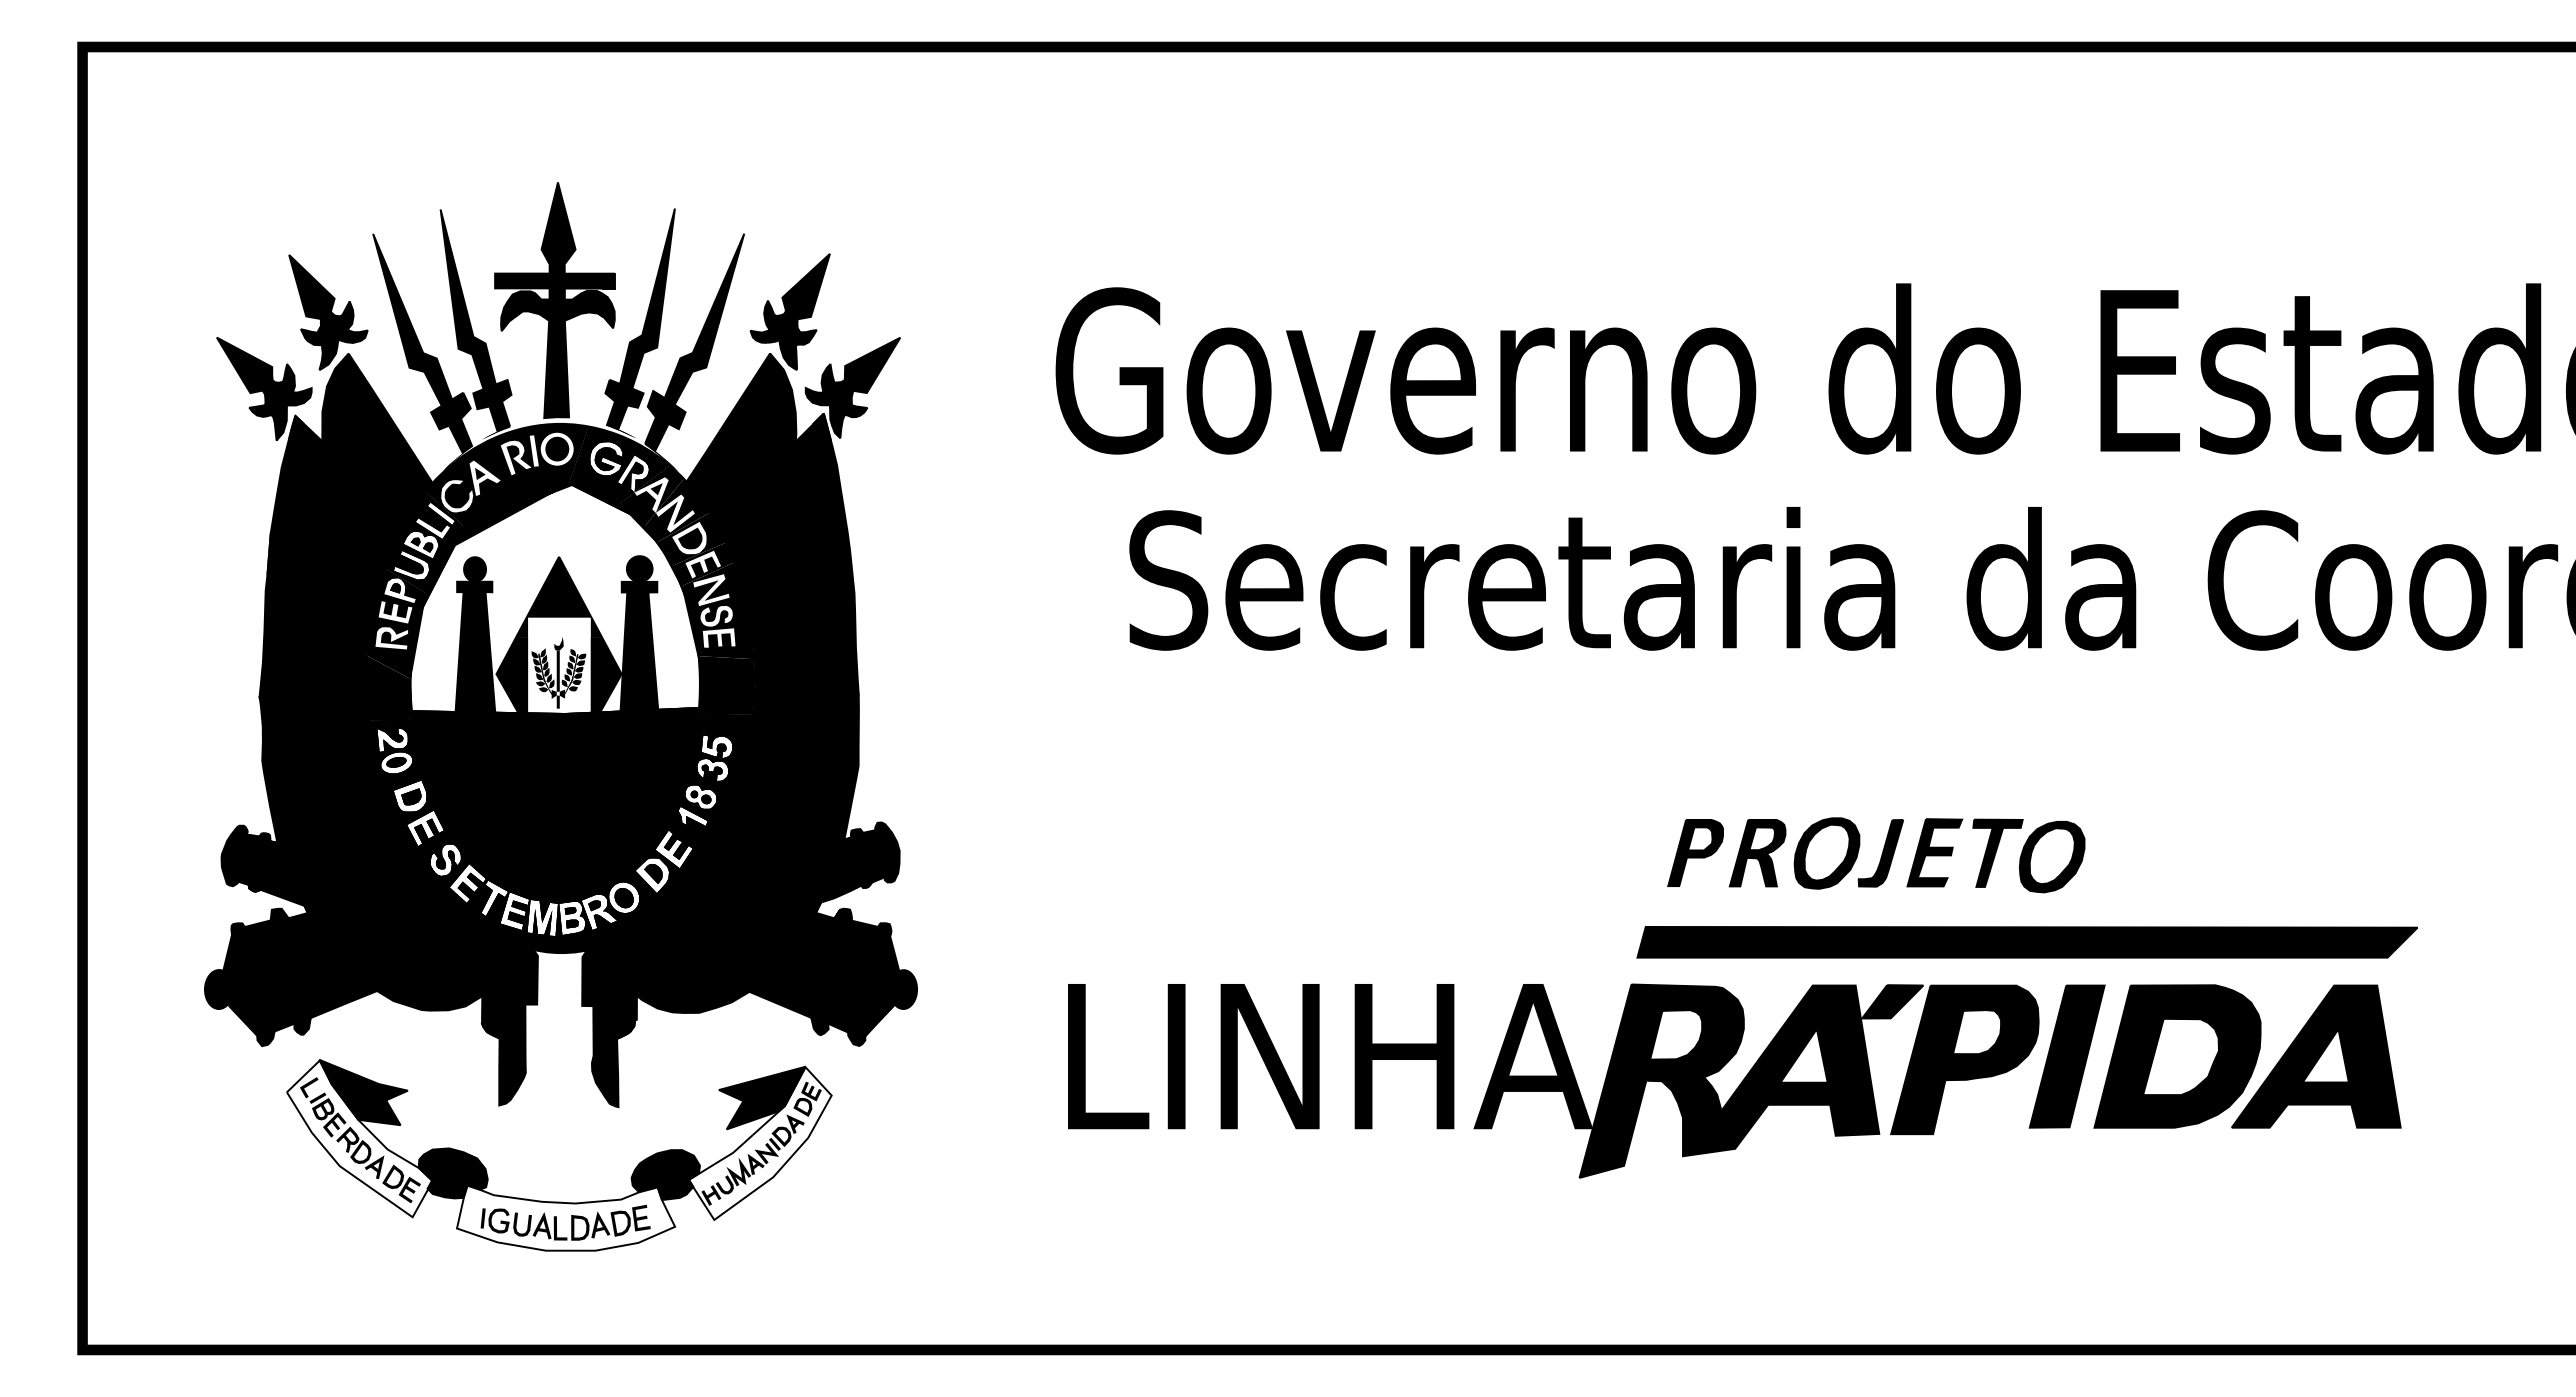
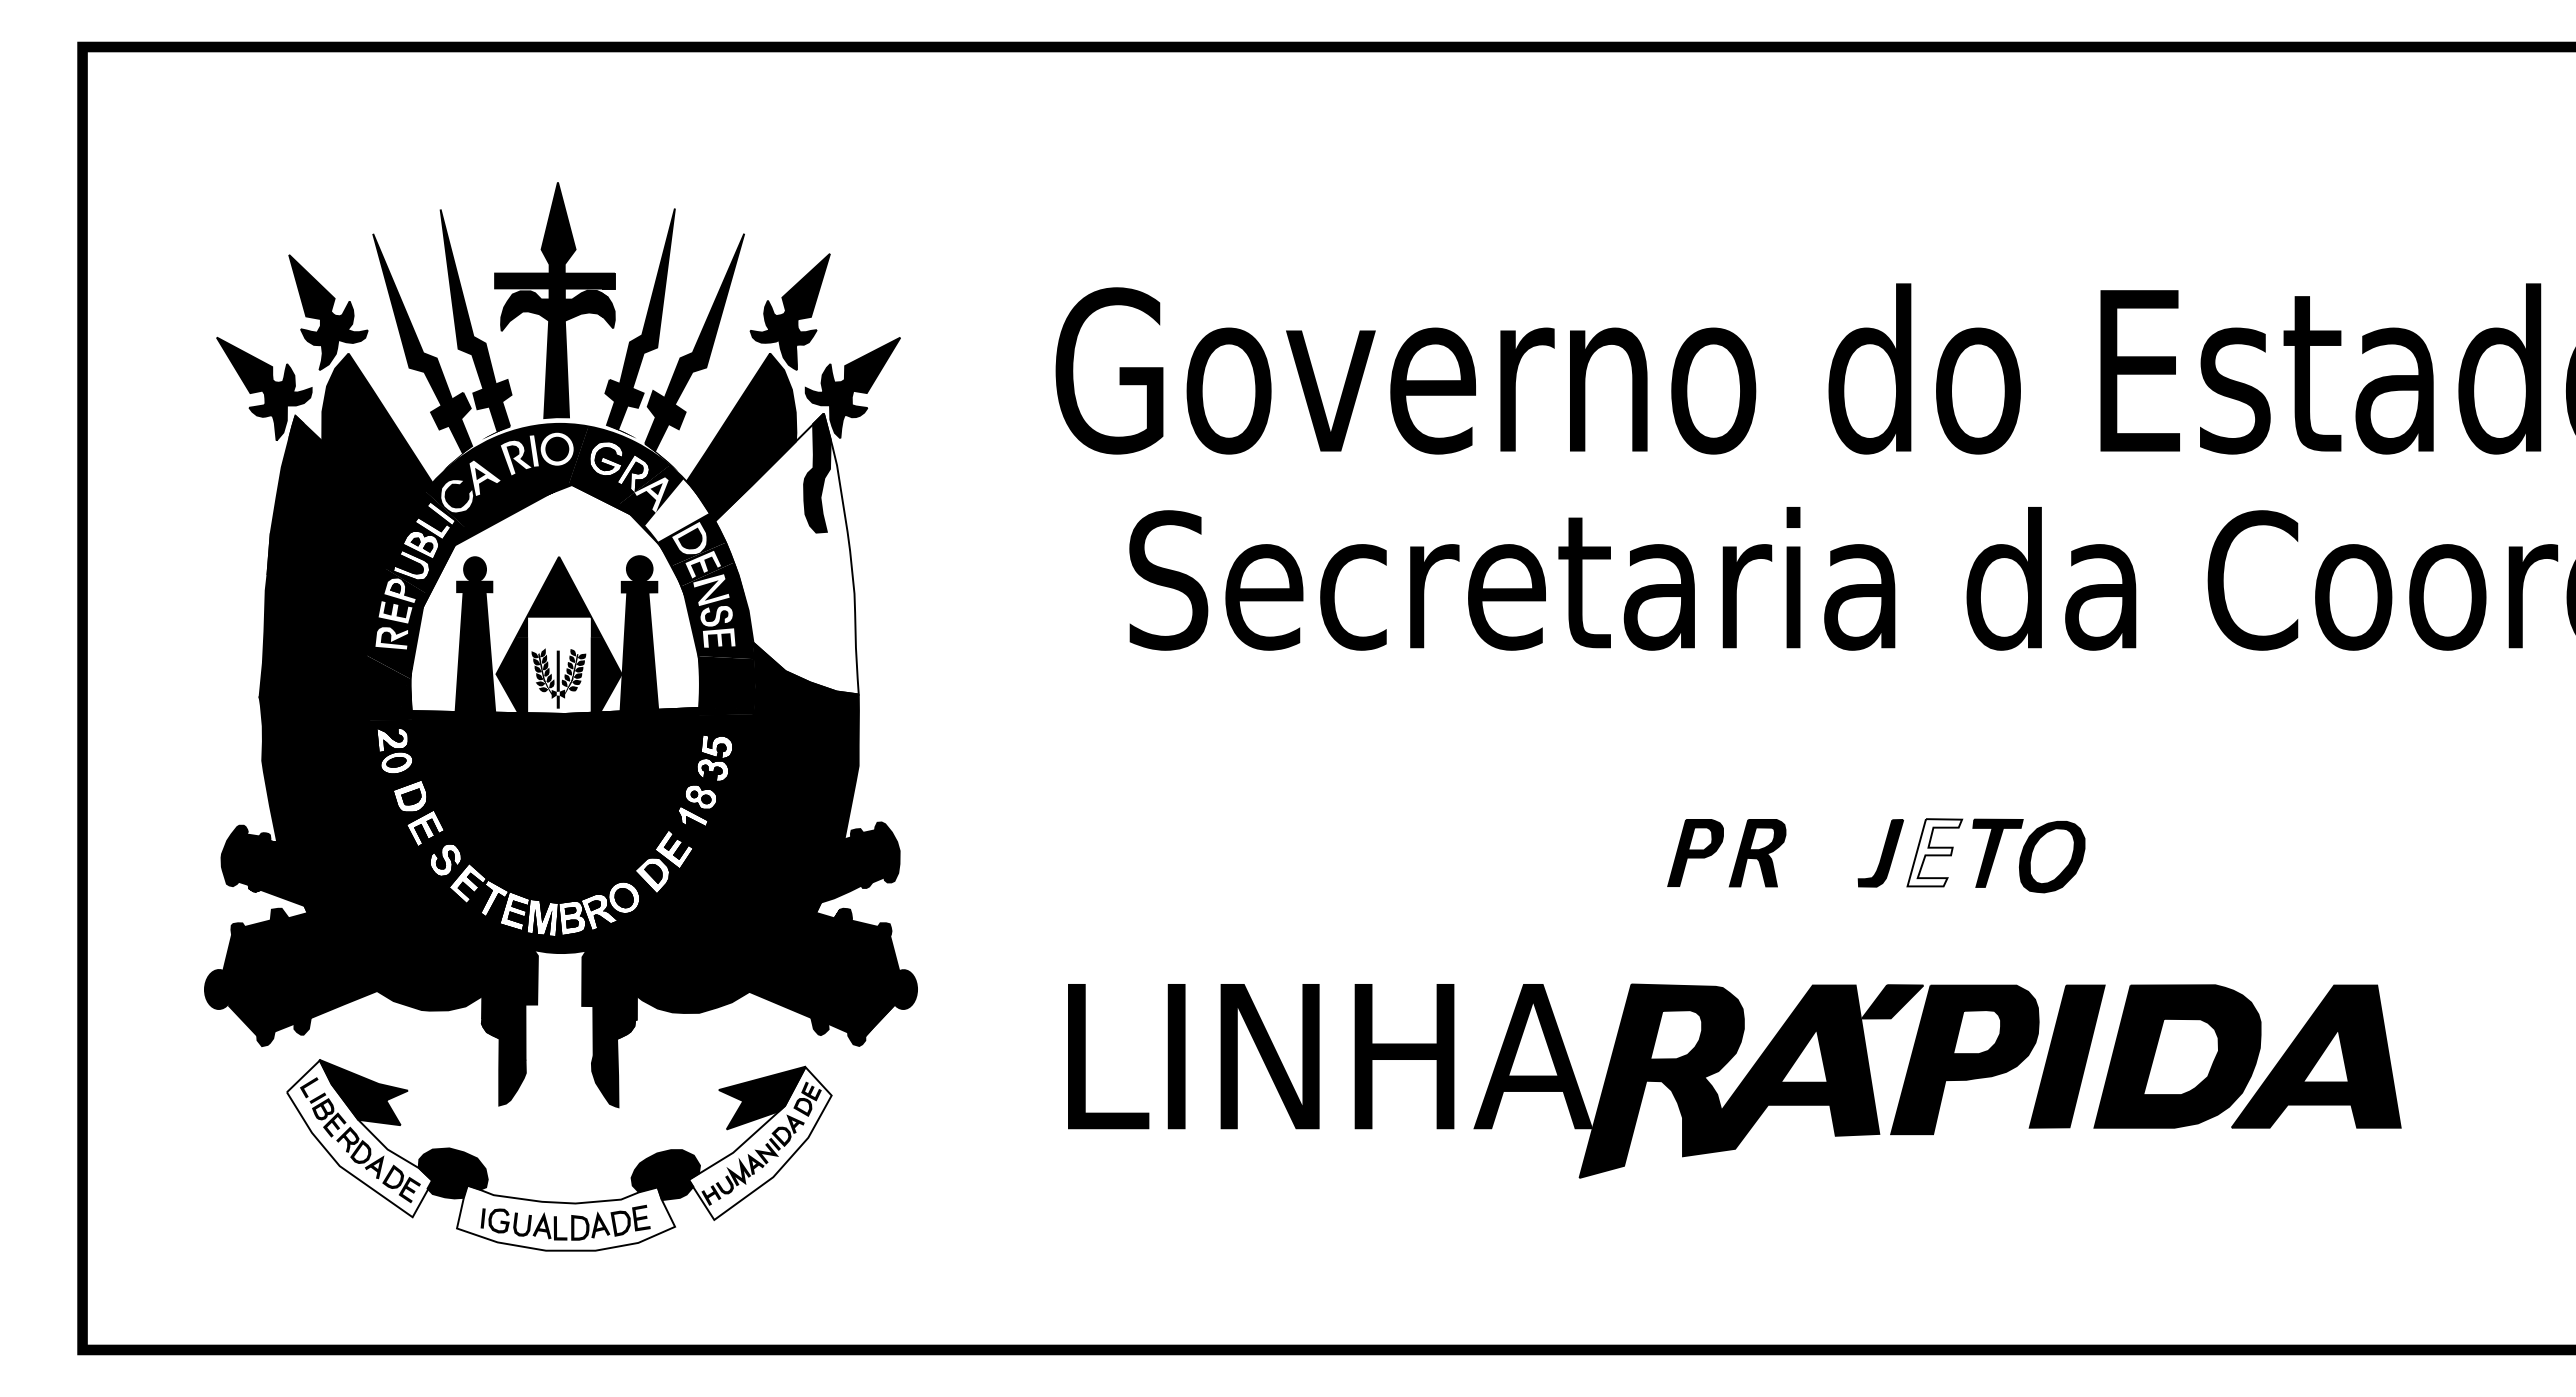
fill: present -> none (676, 522)
fill: present -> none (786, 559)
fill: present -> none (558, 643)
fill: present -> none (1934, 852)
part: present -> none (1826, 853)
part: present -> none (2026, 942)
